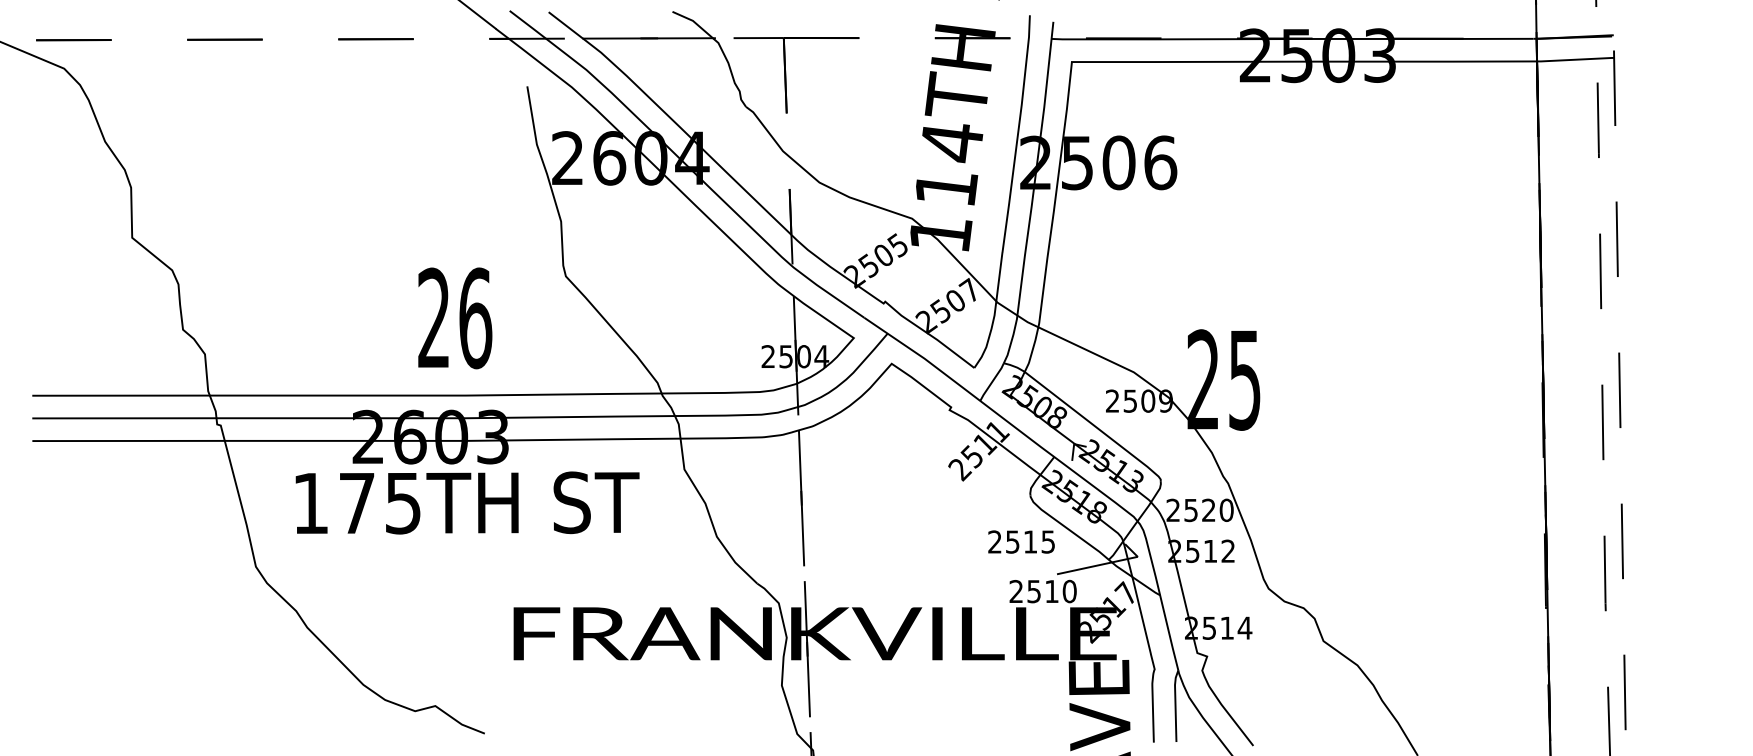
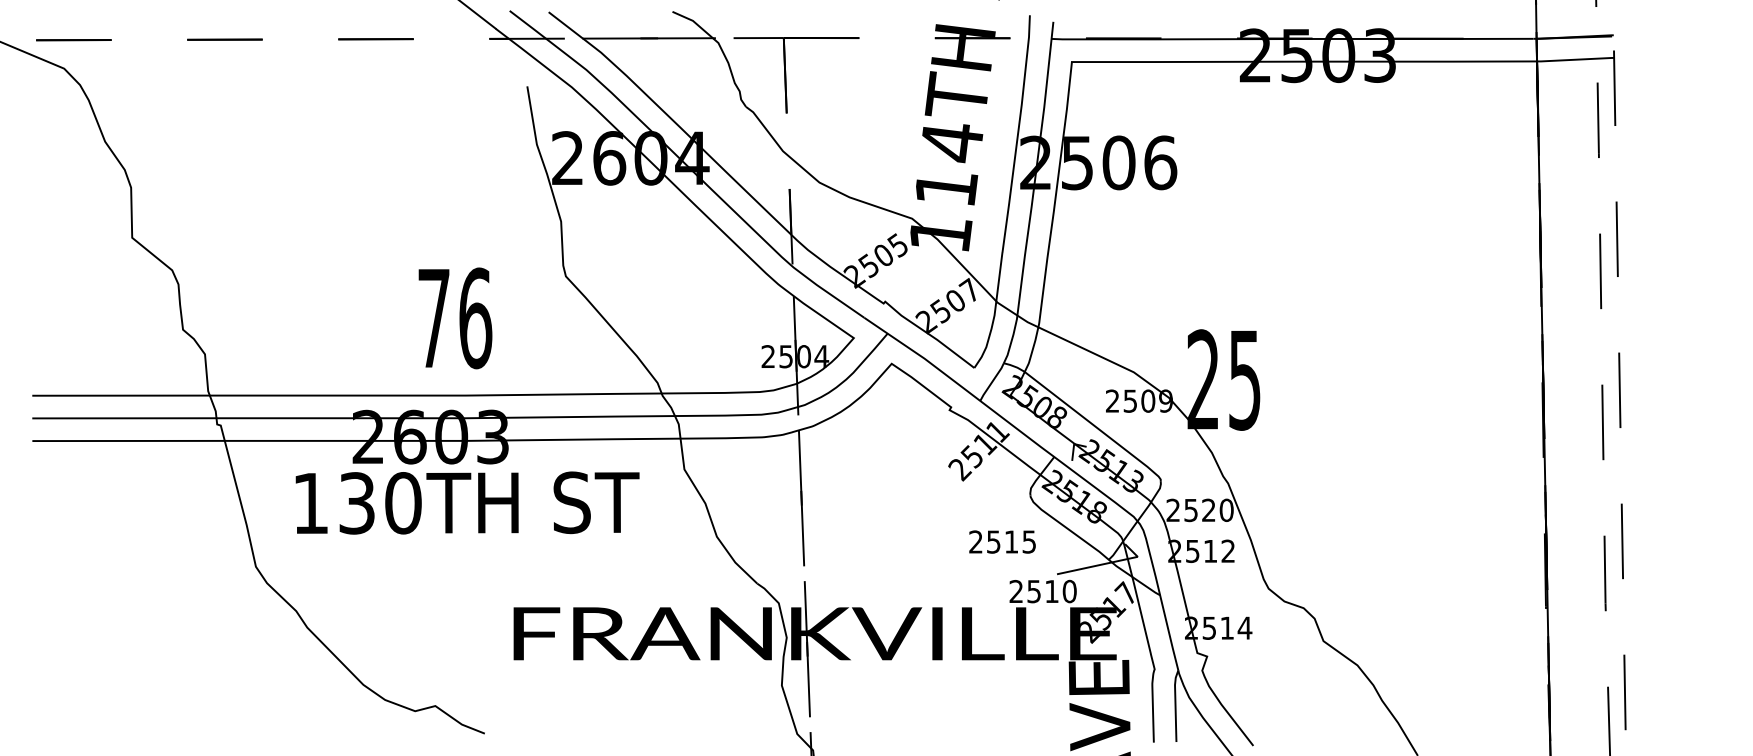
text: 26 -> 76 (433, 317)
text: 175TH -> 130TH (380, 503)
text position: (1021, 541) -> (1002, 541) (1002, 541)
